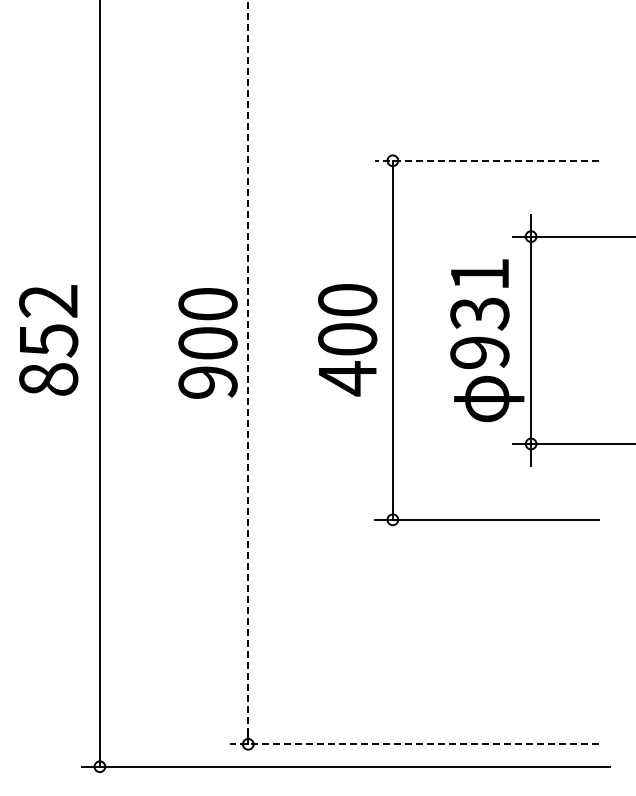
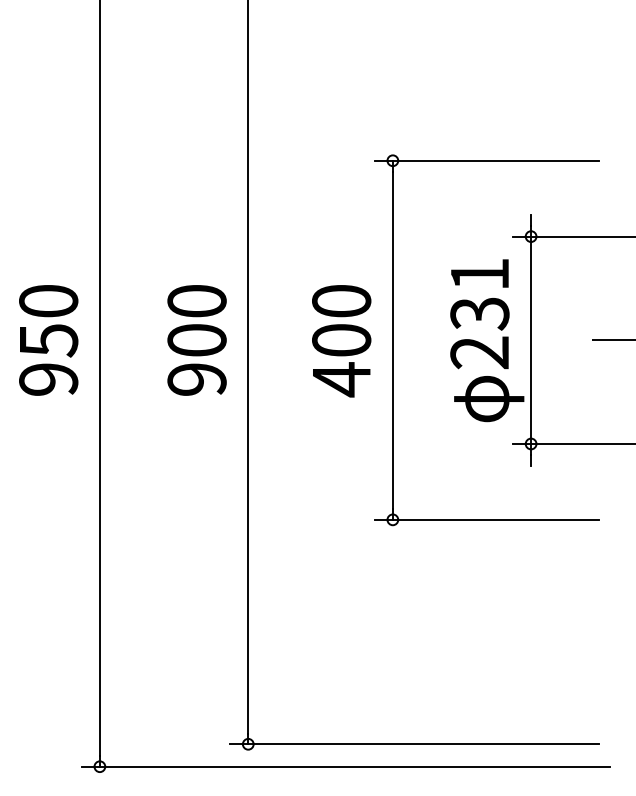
line: dashed -> solid (486, 160)
text: 852 -> 950 (48, 340)
text position: (347, 340) -> (341, 341) (341, 341)
line: none -> present (611, 340)
text position: (207, 343) -> (196, 340) (196, 340)
text: 931 -> 231 (479, 352)
line: dashed -> solid (248, 366)
line: dashed -> solid (414, 744)
